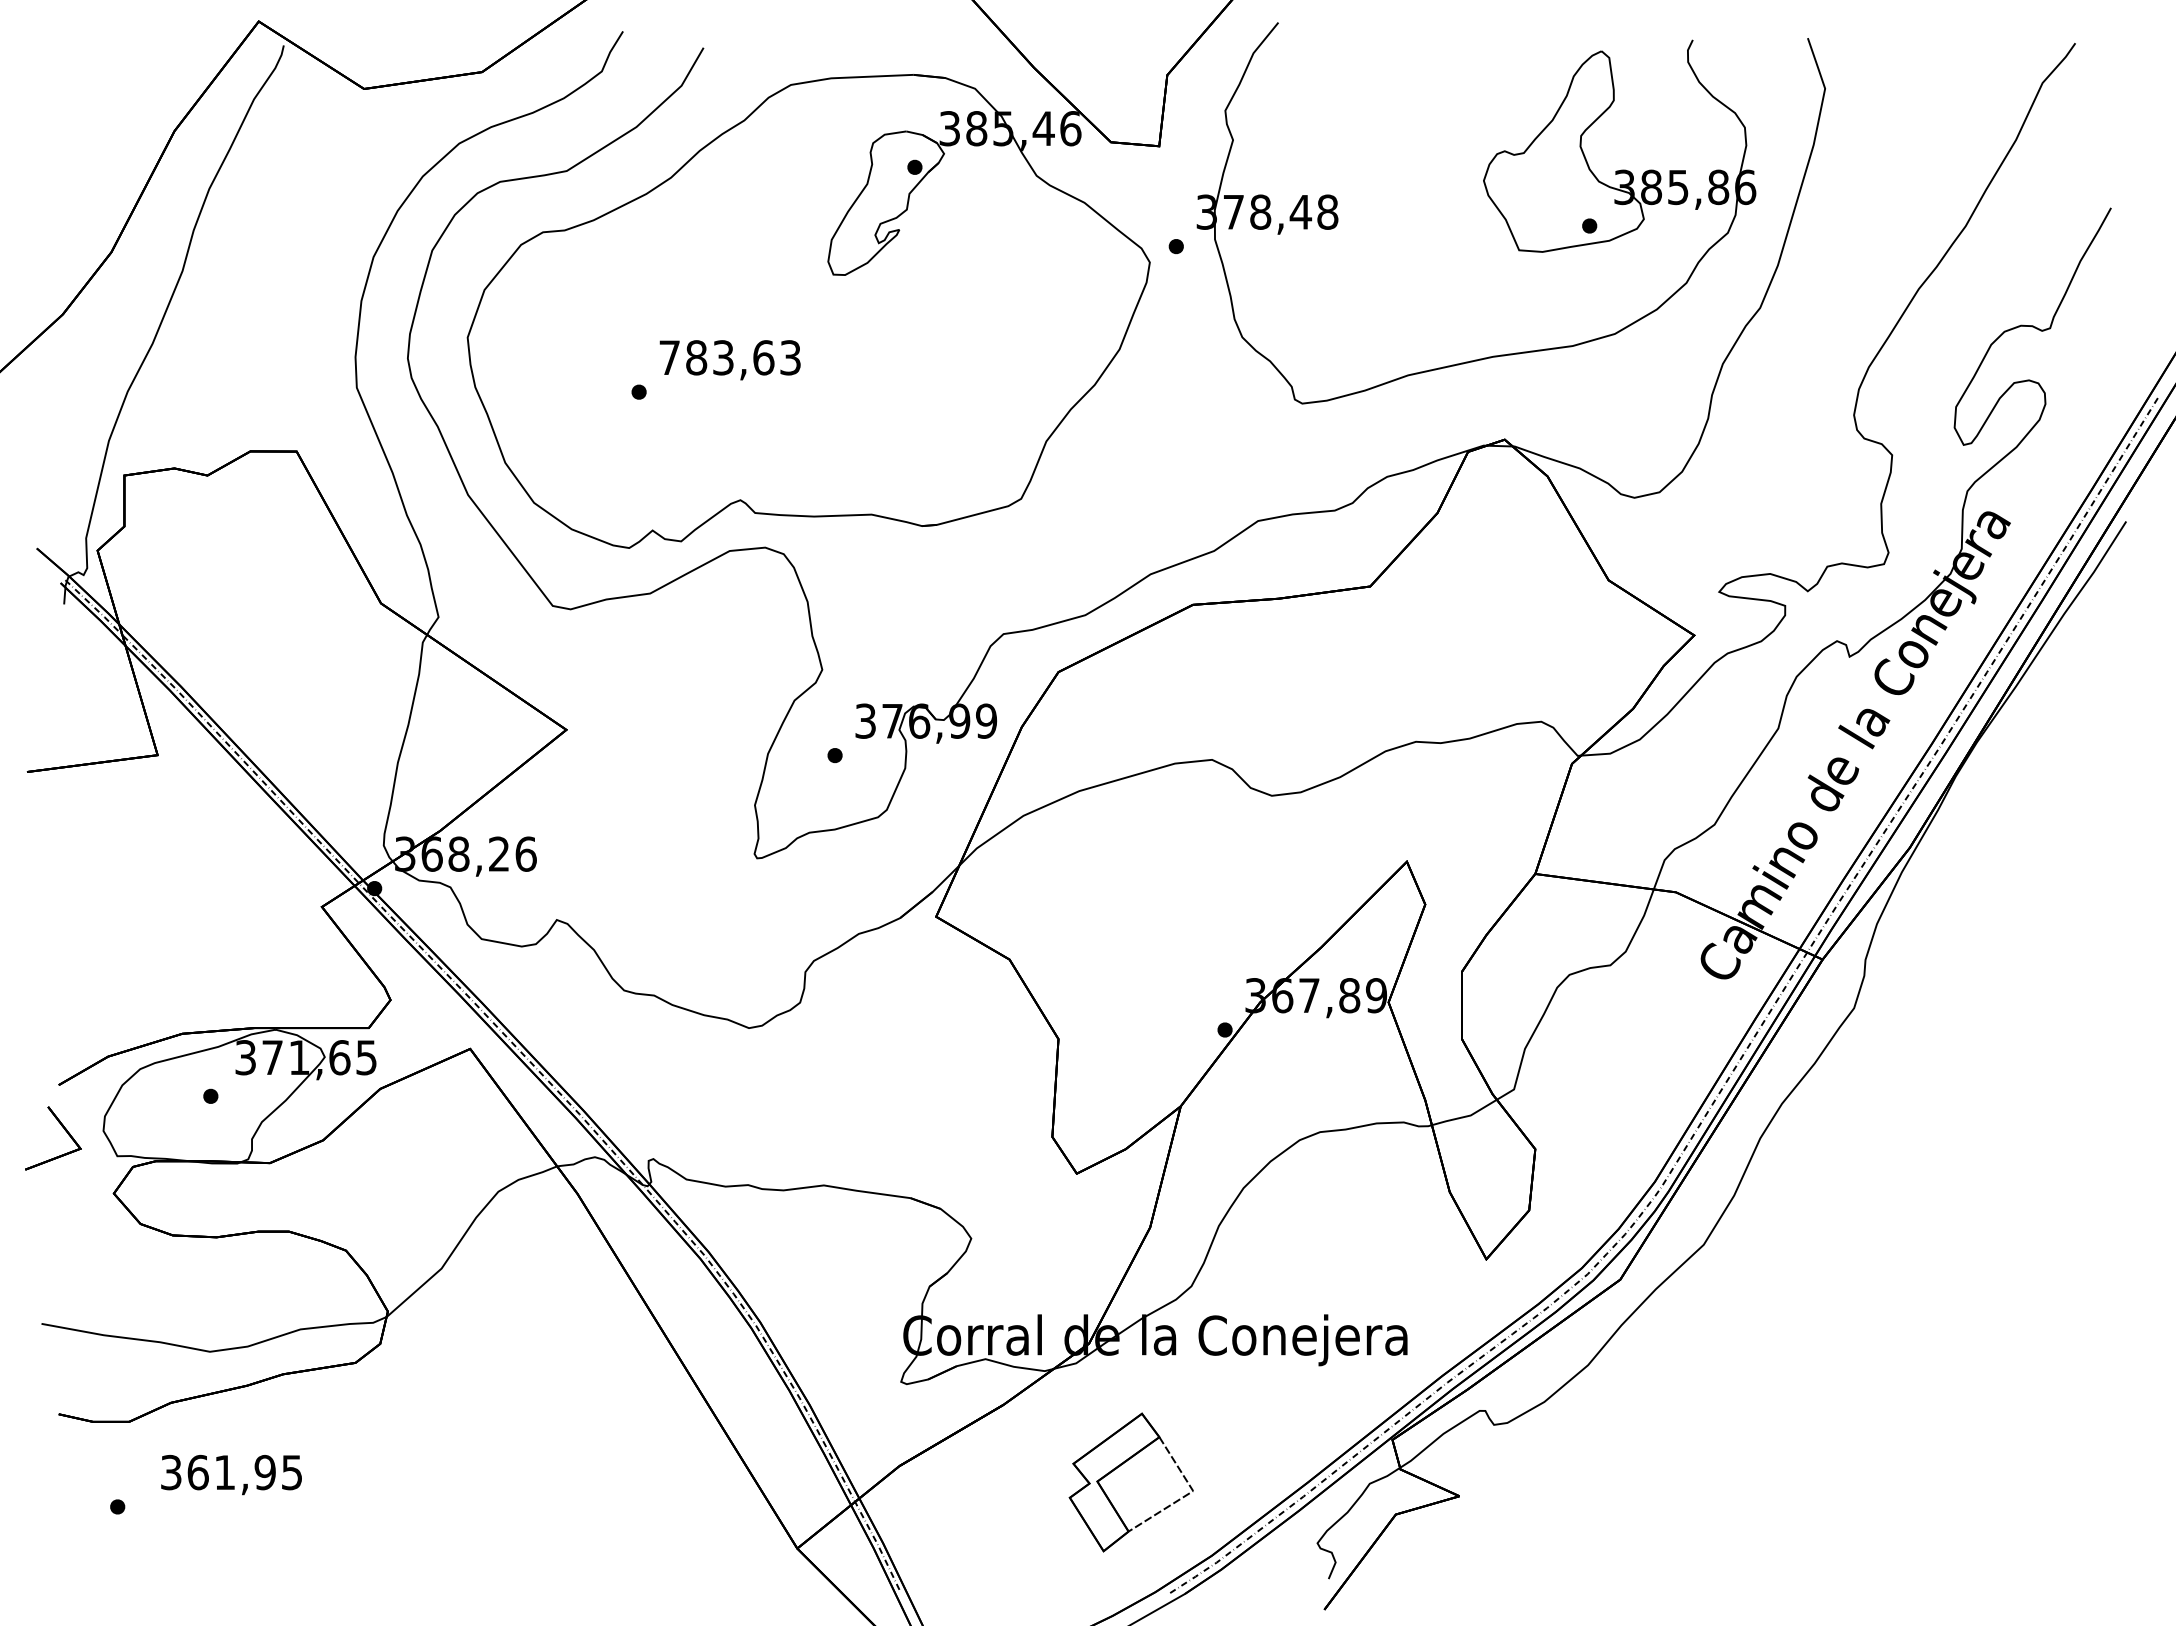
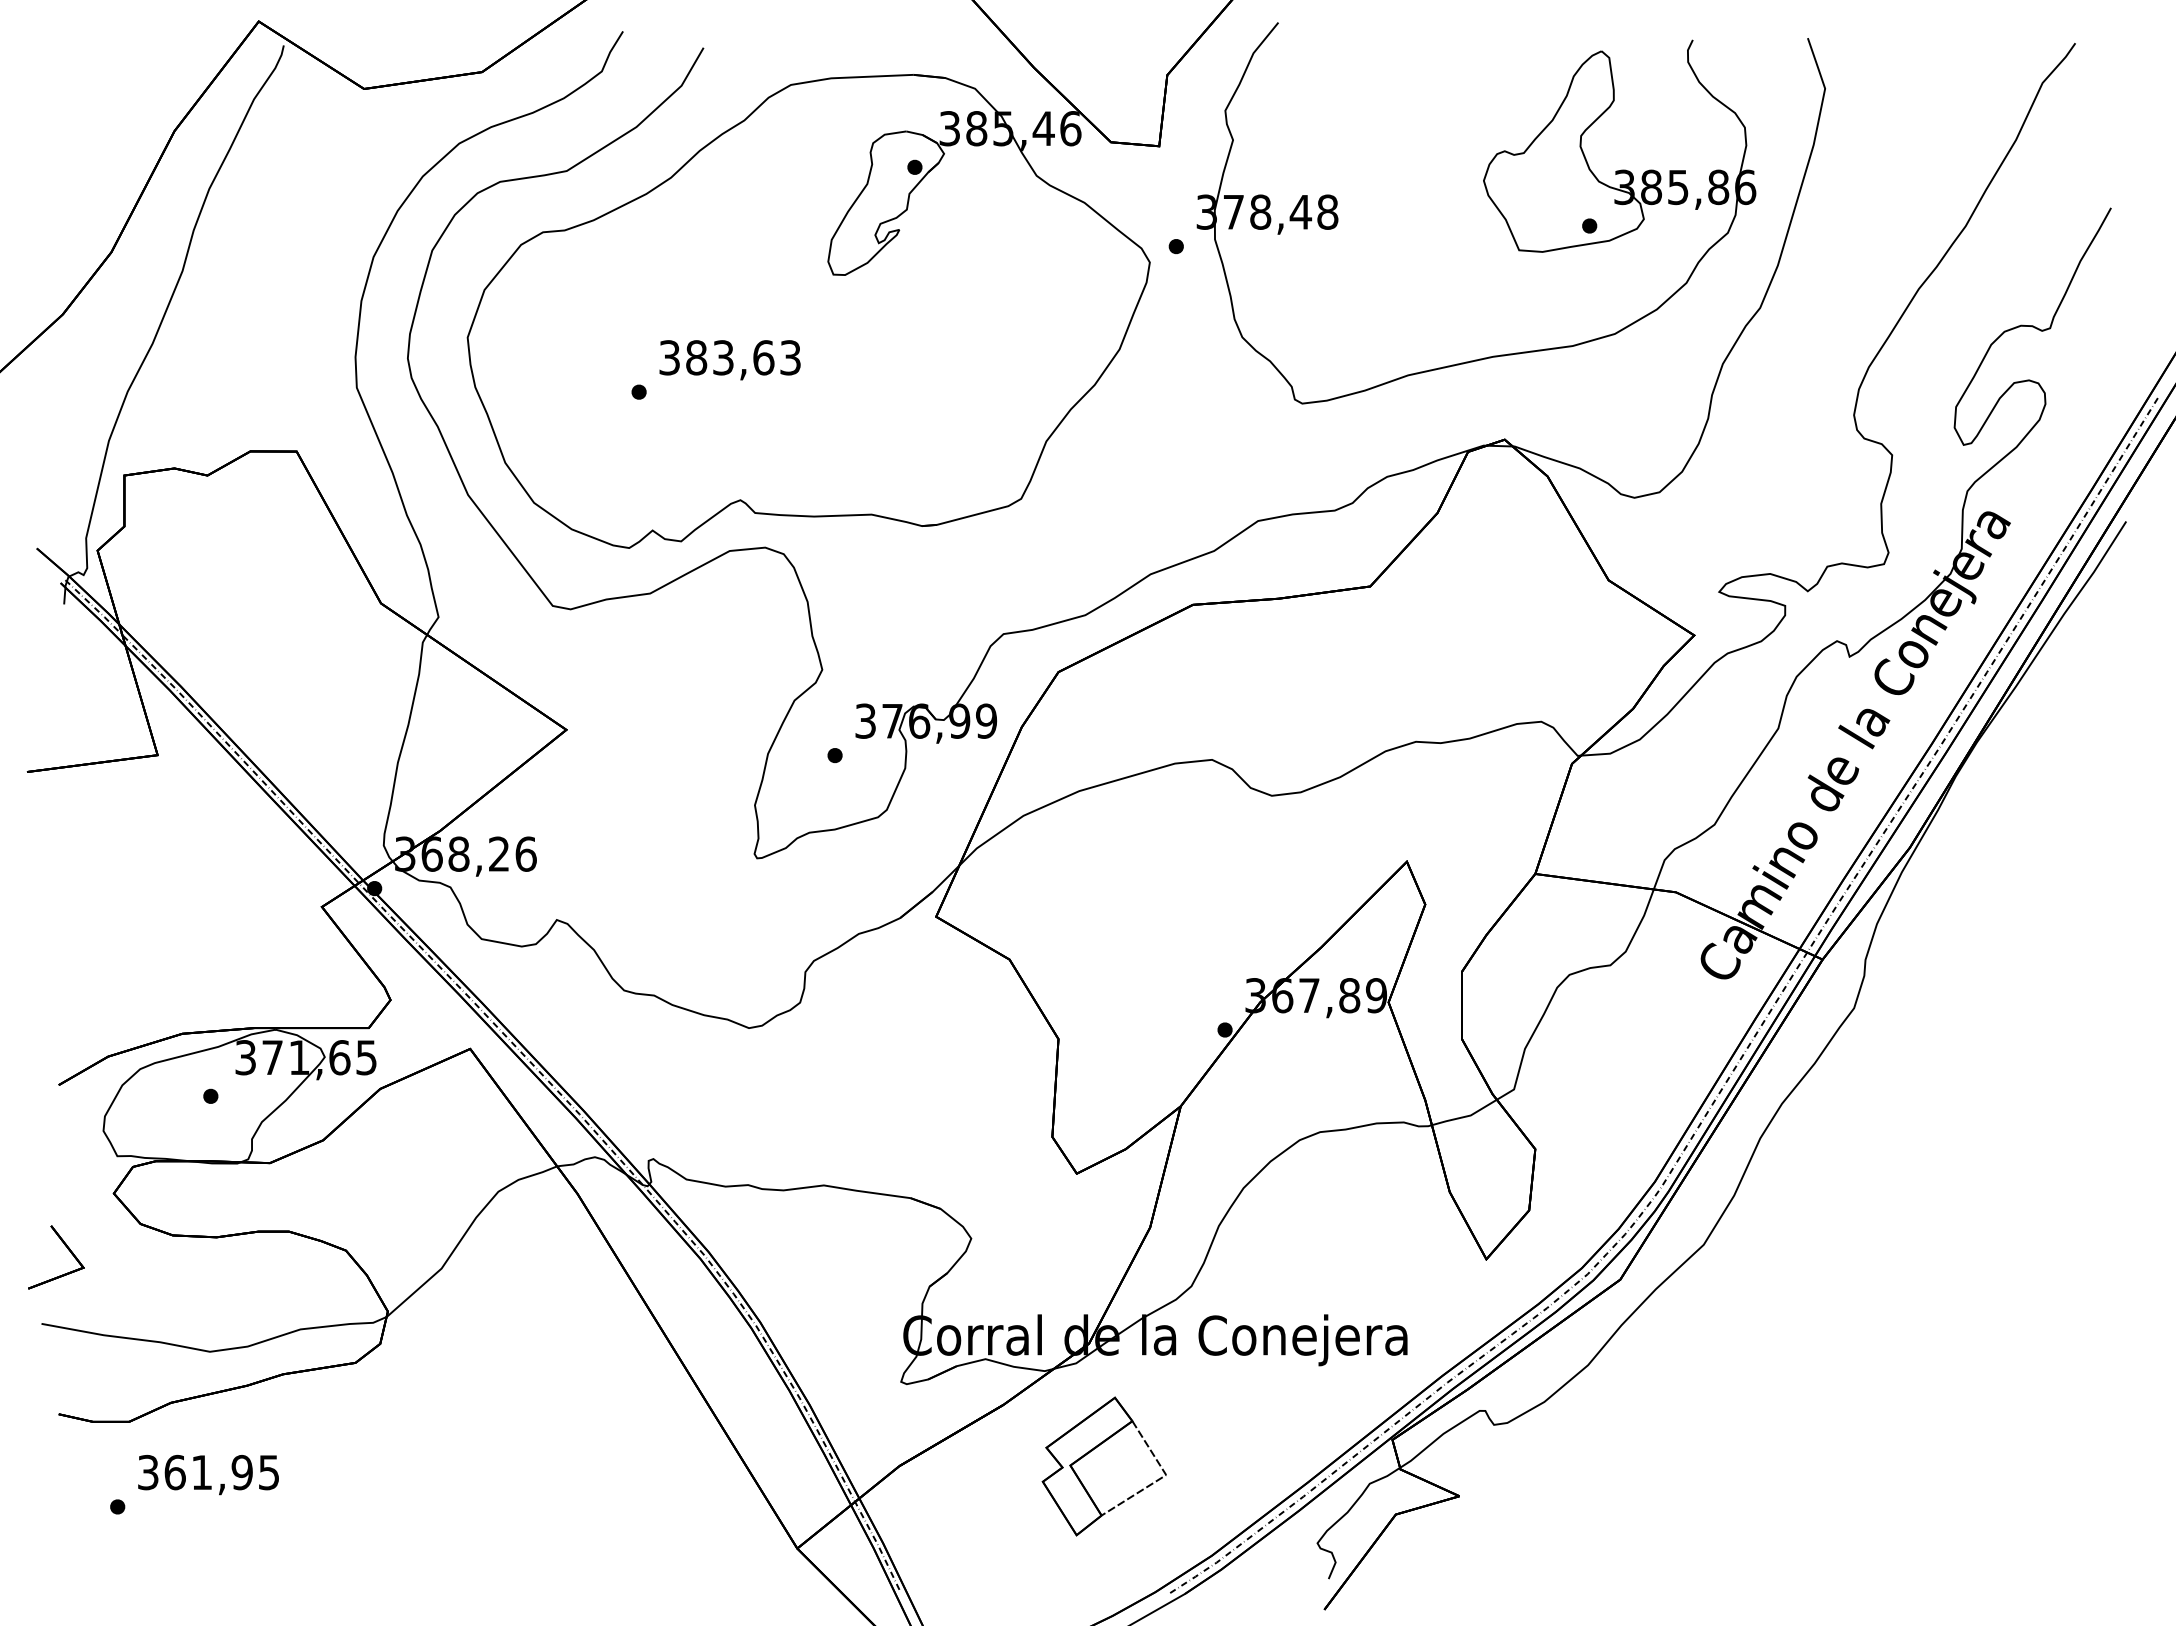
text: 783,63 -> 383,63 (669, 357)
part position: (65, 1131) -> (68, 1250) (68, 1250)
part position: (1119, 1467) -> (1092, 1451) (1092, 1451)
text position: (231, 1475) -> (208, 1475) (208, 1475)
